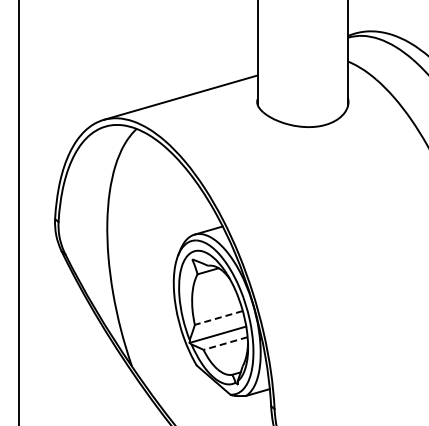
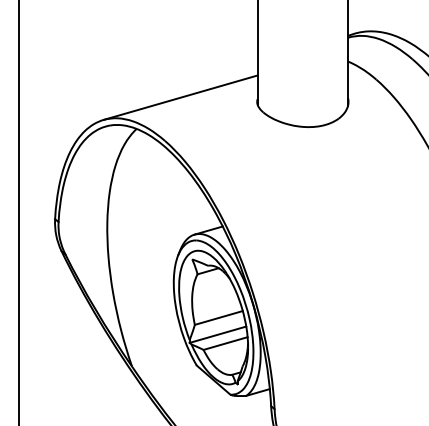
line: dashed -> solid (218, 317)
line: dashed -> solid (225, 343)
